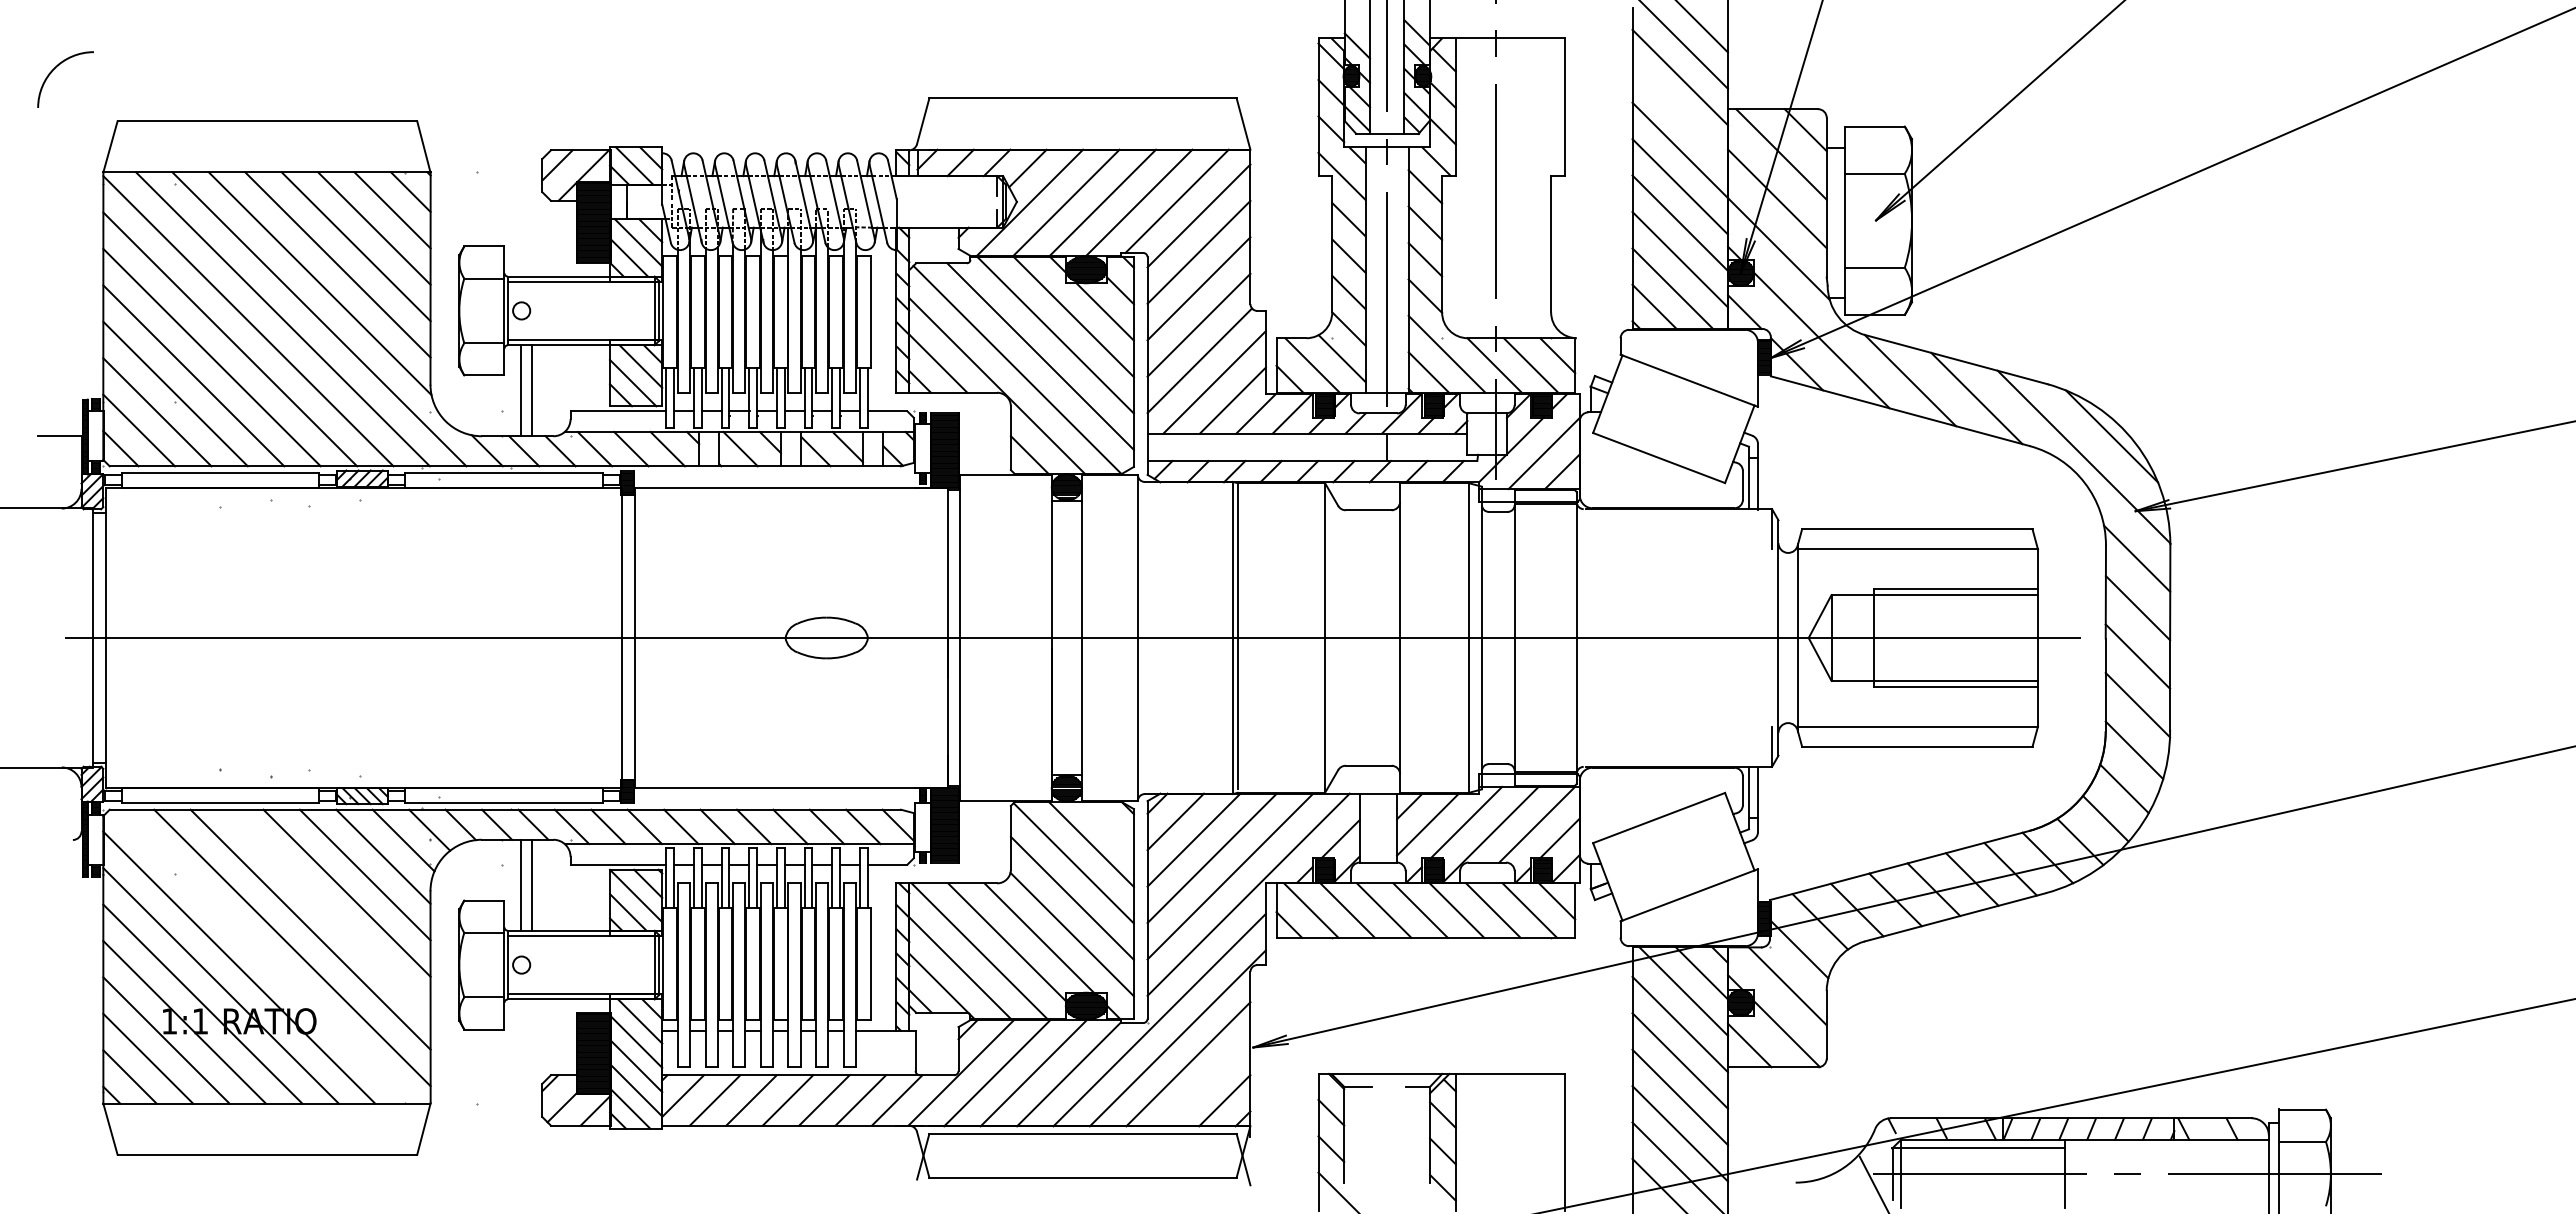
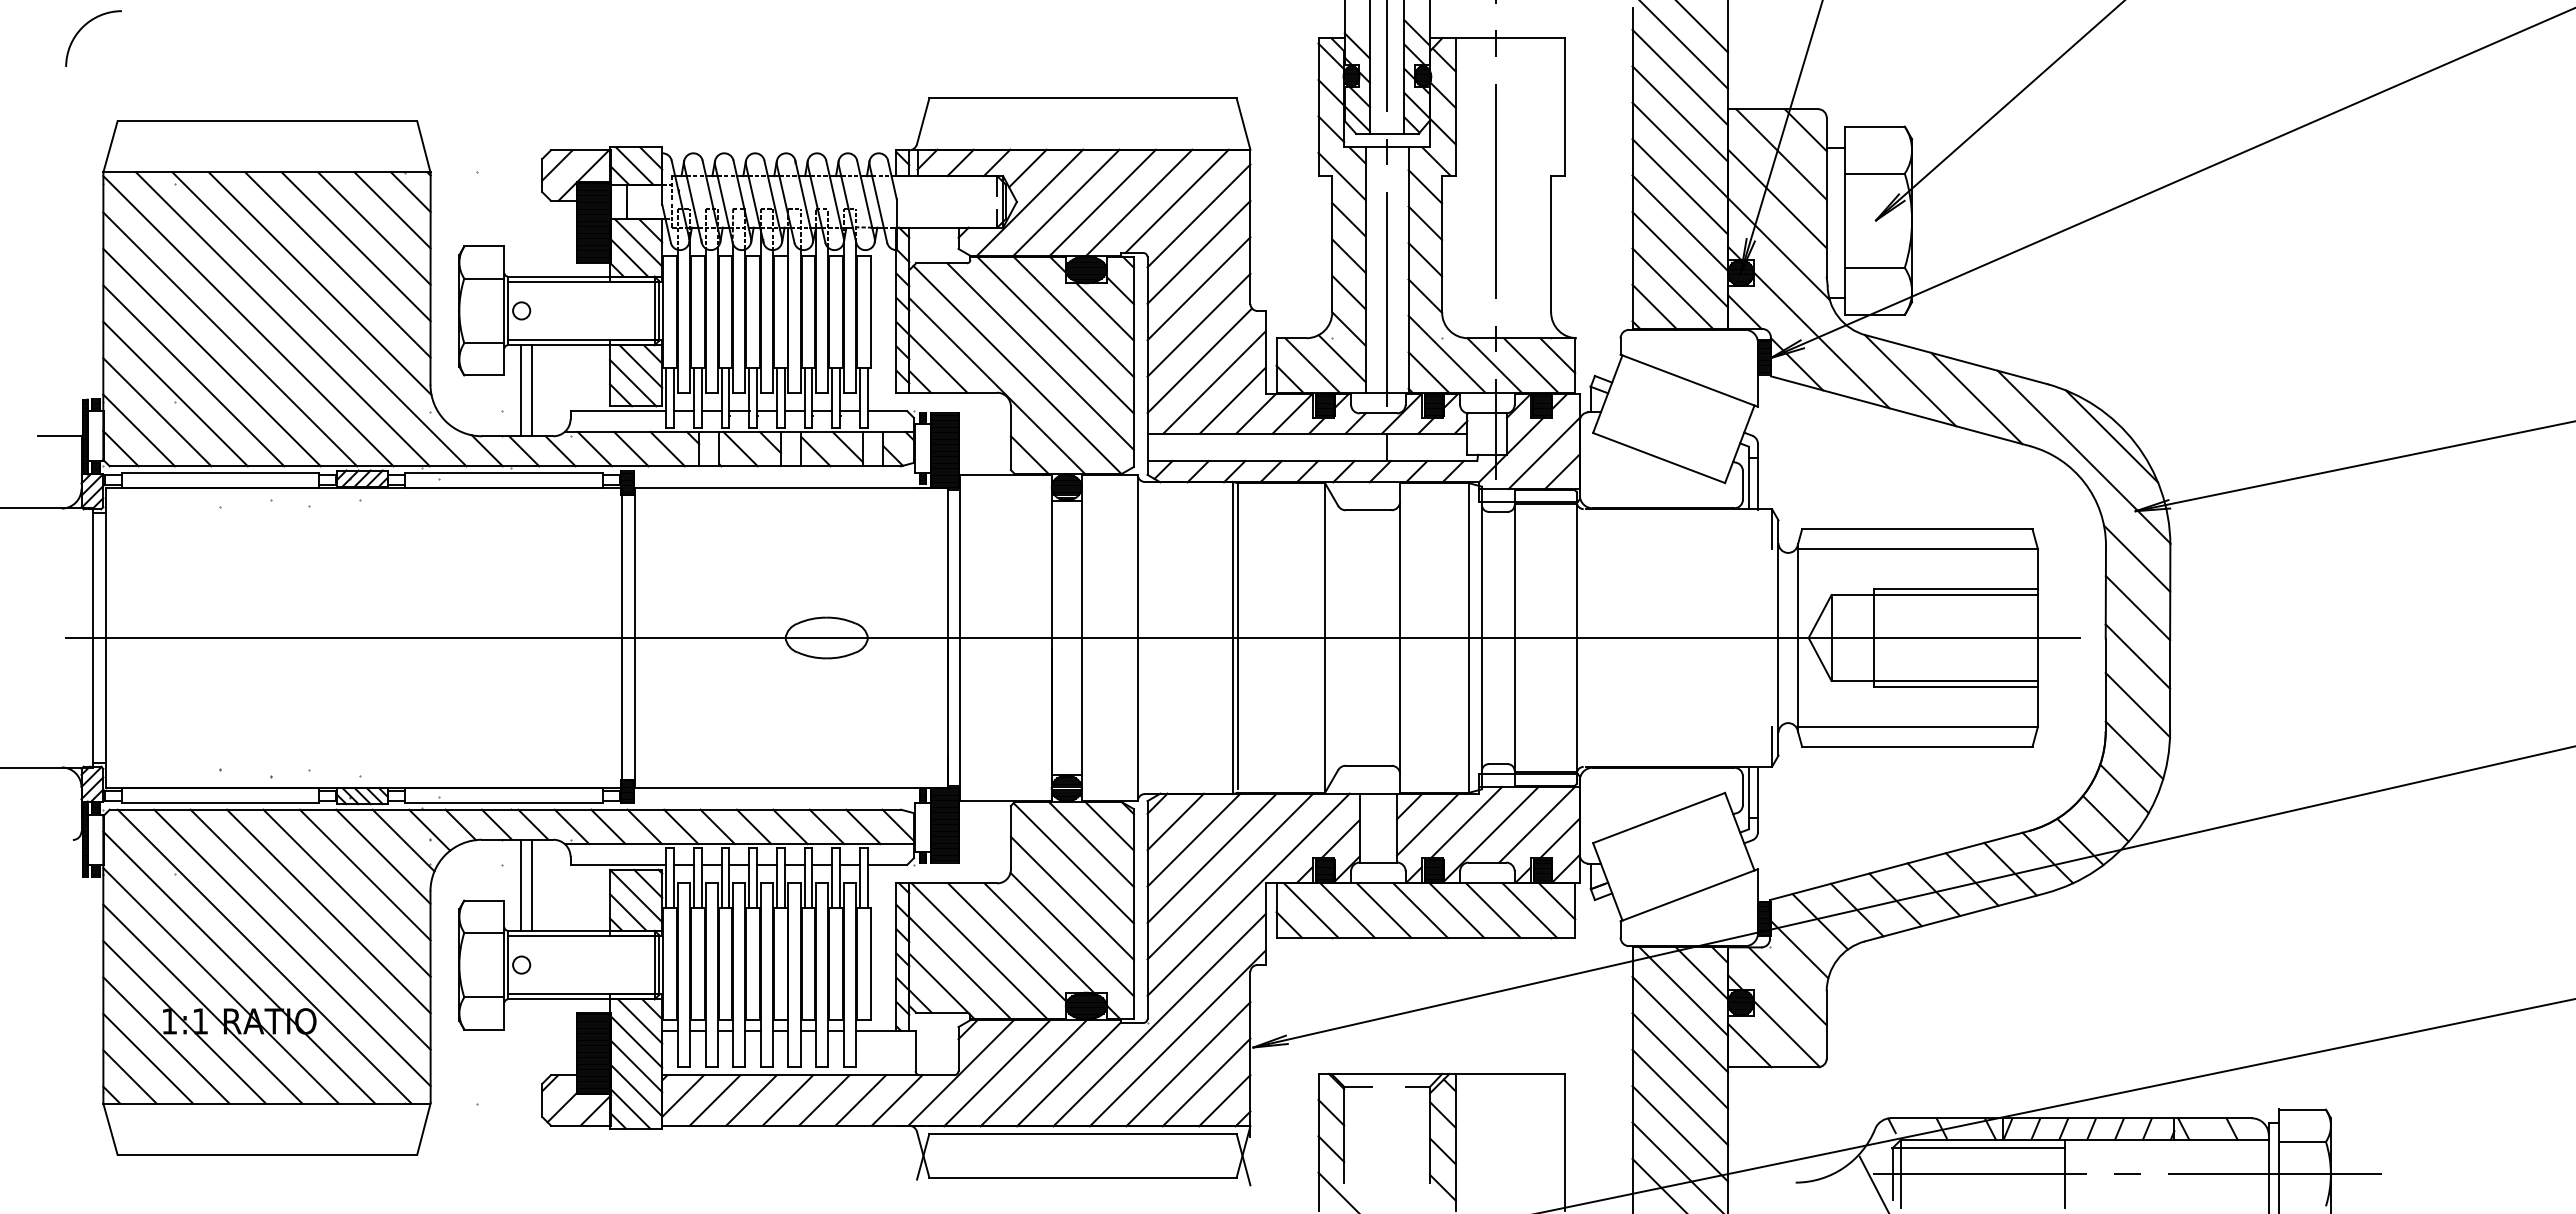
arc position: (58, 66) -> (86, 25) (86, 25)
line: none -> present (1680, 113)
line: none -> present (1108, 825)
line: none -> present (328, 911)
line: none -> present (264, 956)
line: none -> present (1206, 1082)
